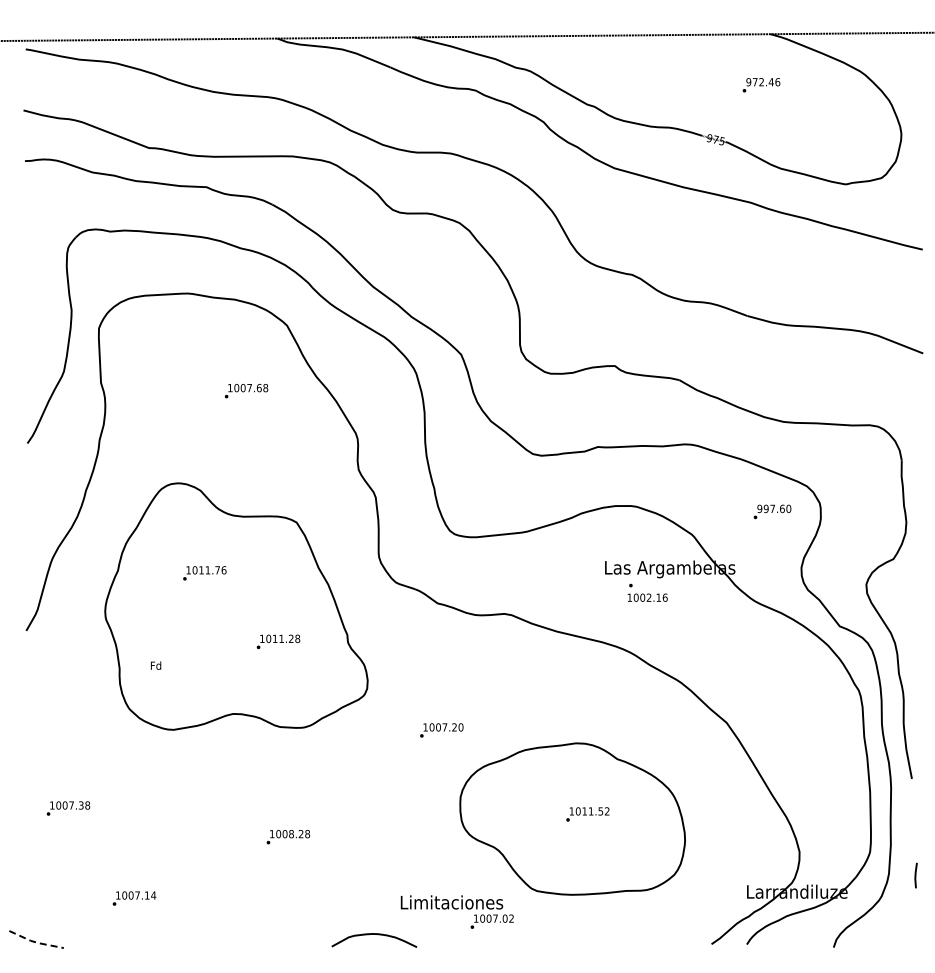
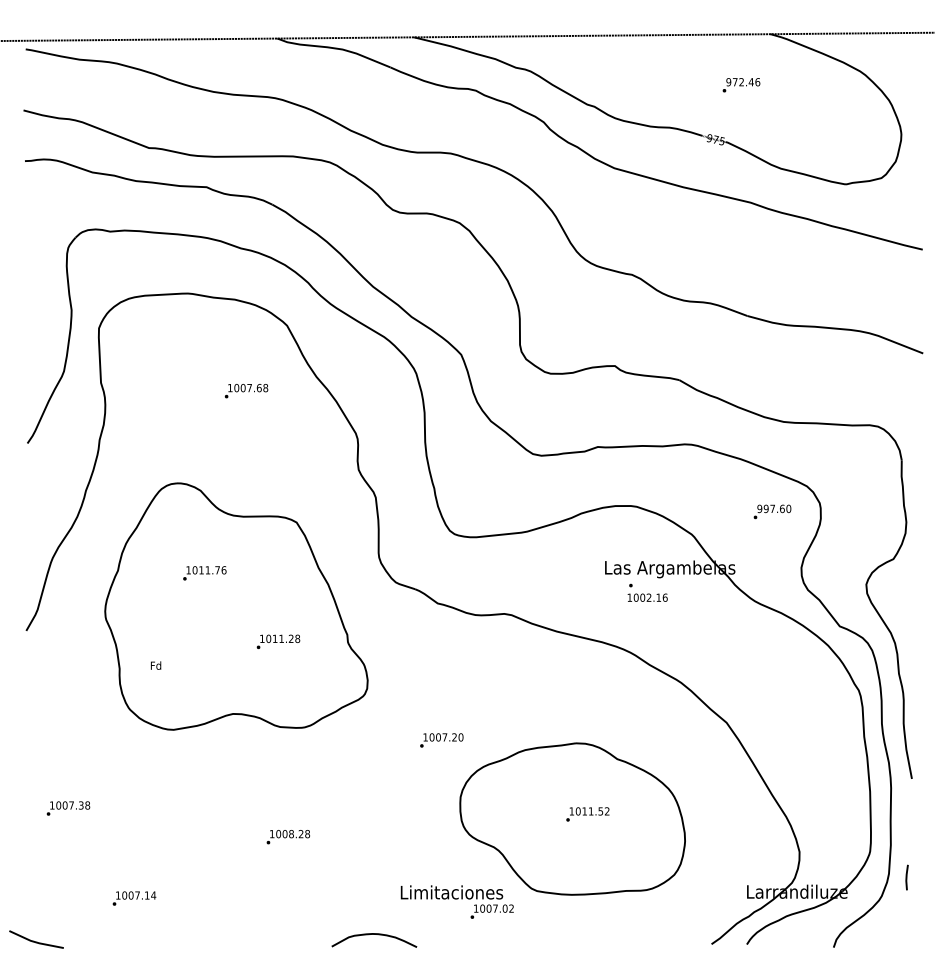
text position: (761, 85) -> (741, 85) (741, 85)
text position: (441, 730) -> (441, 740) (441, 740)
line position: (915, 875) -> (906, 877) (906, 877)
text position: (456, 911) -> (456, 901) (456, 901)
line: dashed -> solid (35, 942)
